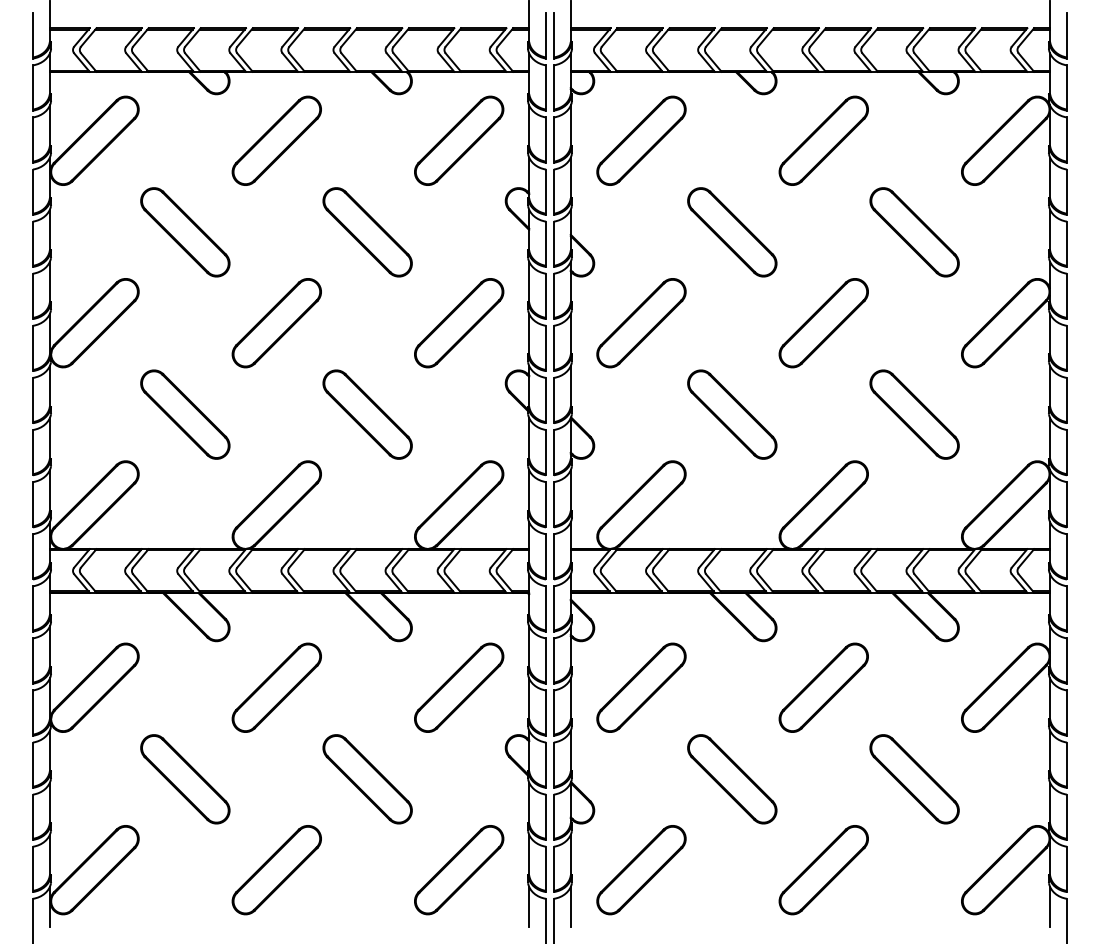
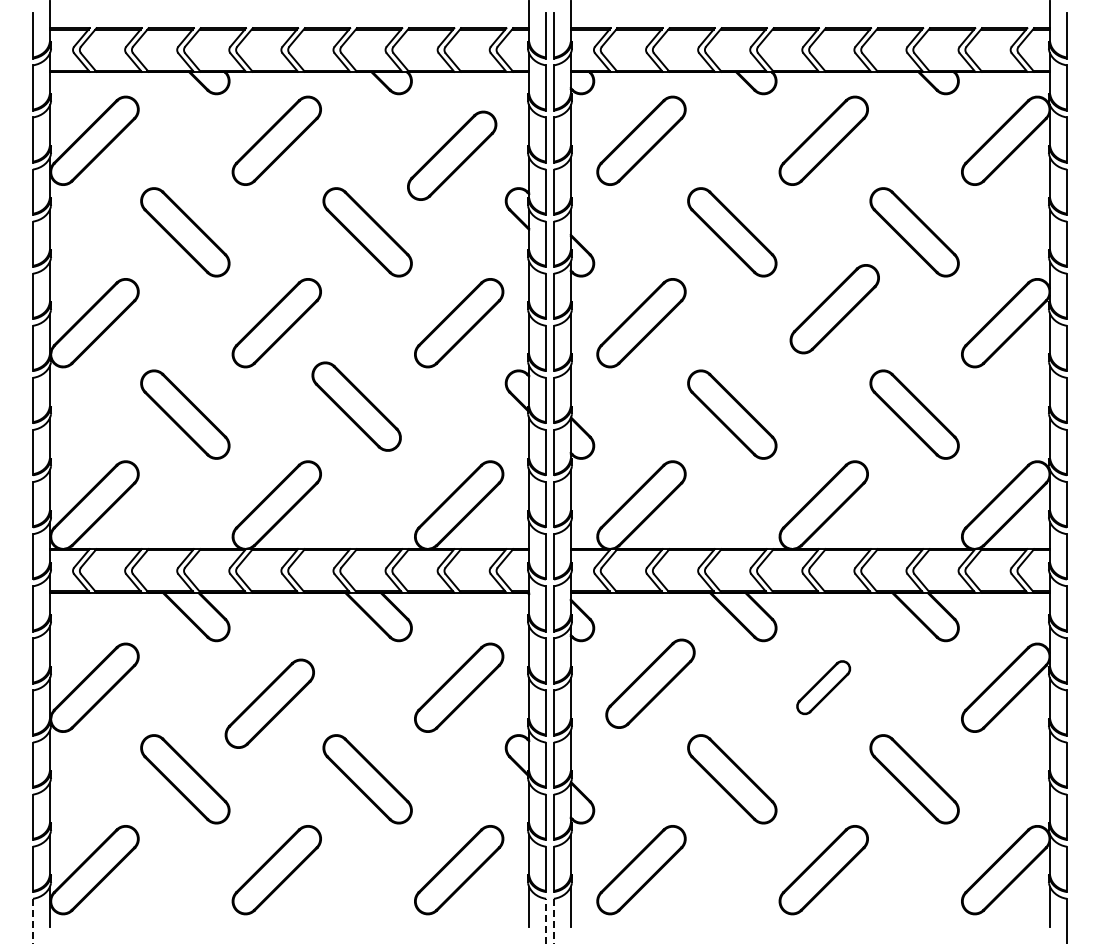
part position: (459, 140) -> (452, 155) (452, 155)
part position: (823, 323) -> (834, 309) (834, 309)
part position: (367, 414) -> (356, 406) (356, 406)
part position: (276, 687) -> (269, 703) (269, 703)
part position: (641, 687) -> (650, 683) (650, 683)
part size: 91x91 px -> 56x55 px (823, 687)
line: solid -> dashed (546, 920)
line: solid -> dashed (33, 921)
line: solid -> dashed (553, 921)
